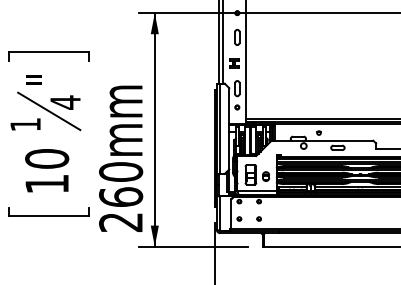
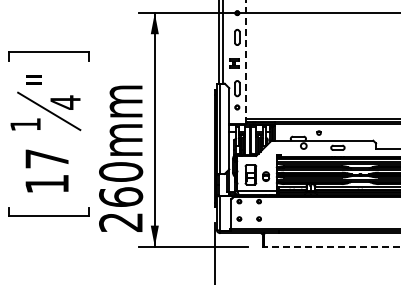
line: solid -> dashed (246, 61)
text: 10 -> 17 (47, 158)
line: solid -> dashed (332, 246)
